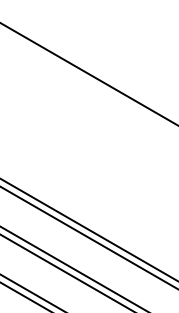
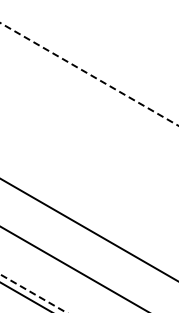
line: solid -> dashed (89, 74)
line: present -> none (88, 237)
line: present -> none (66, 272)
line: solid -> dashed (33, 293)
